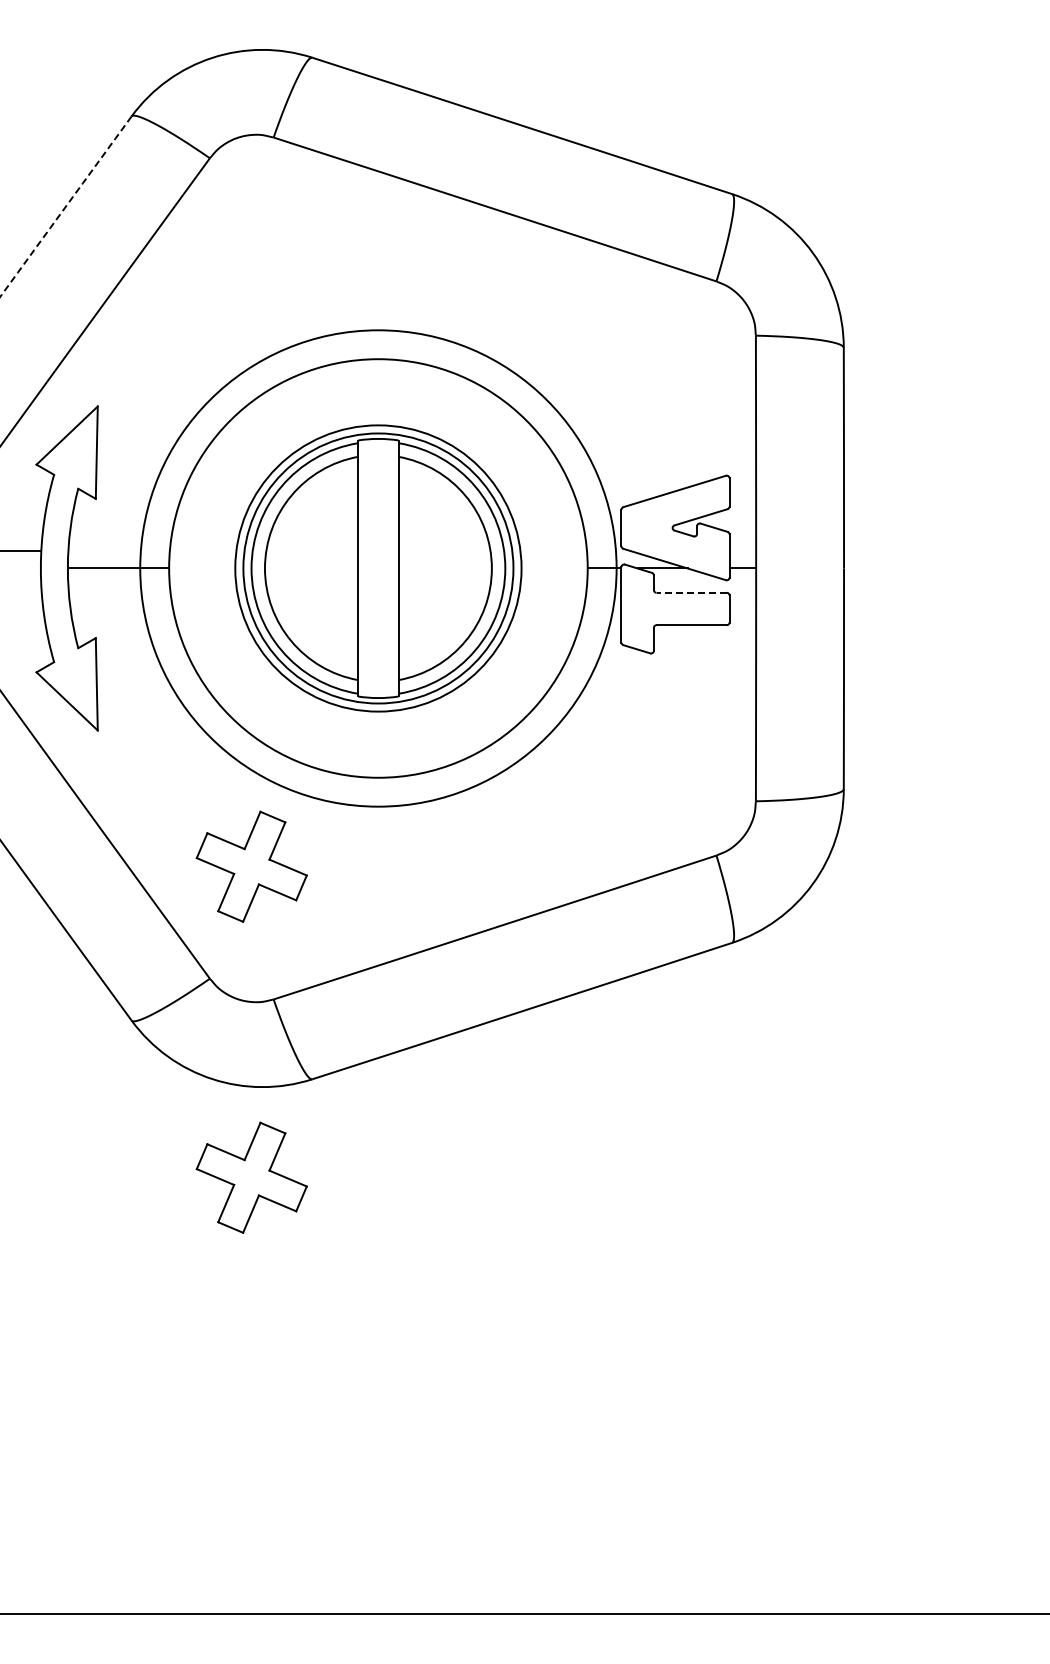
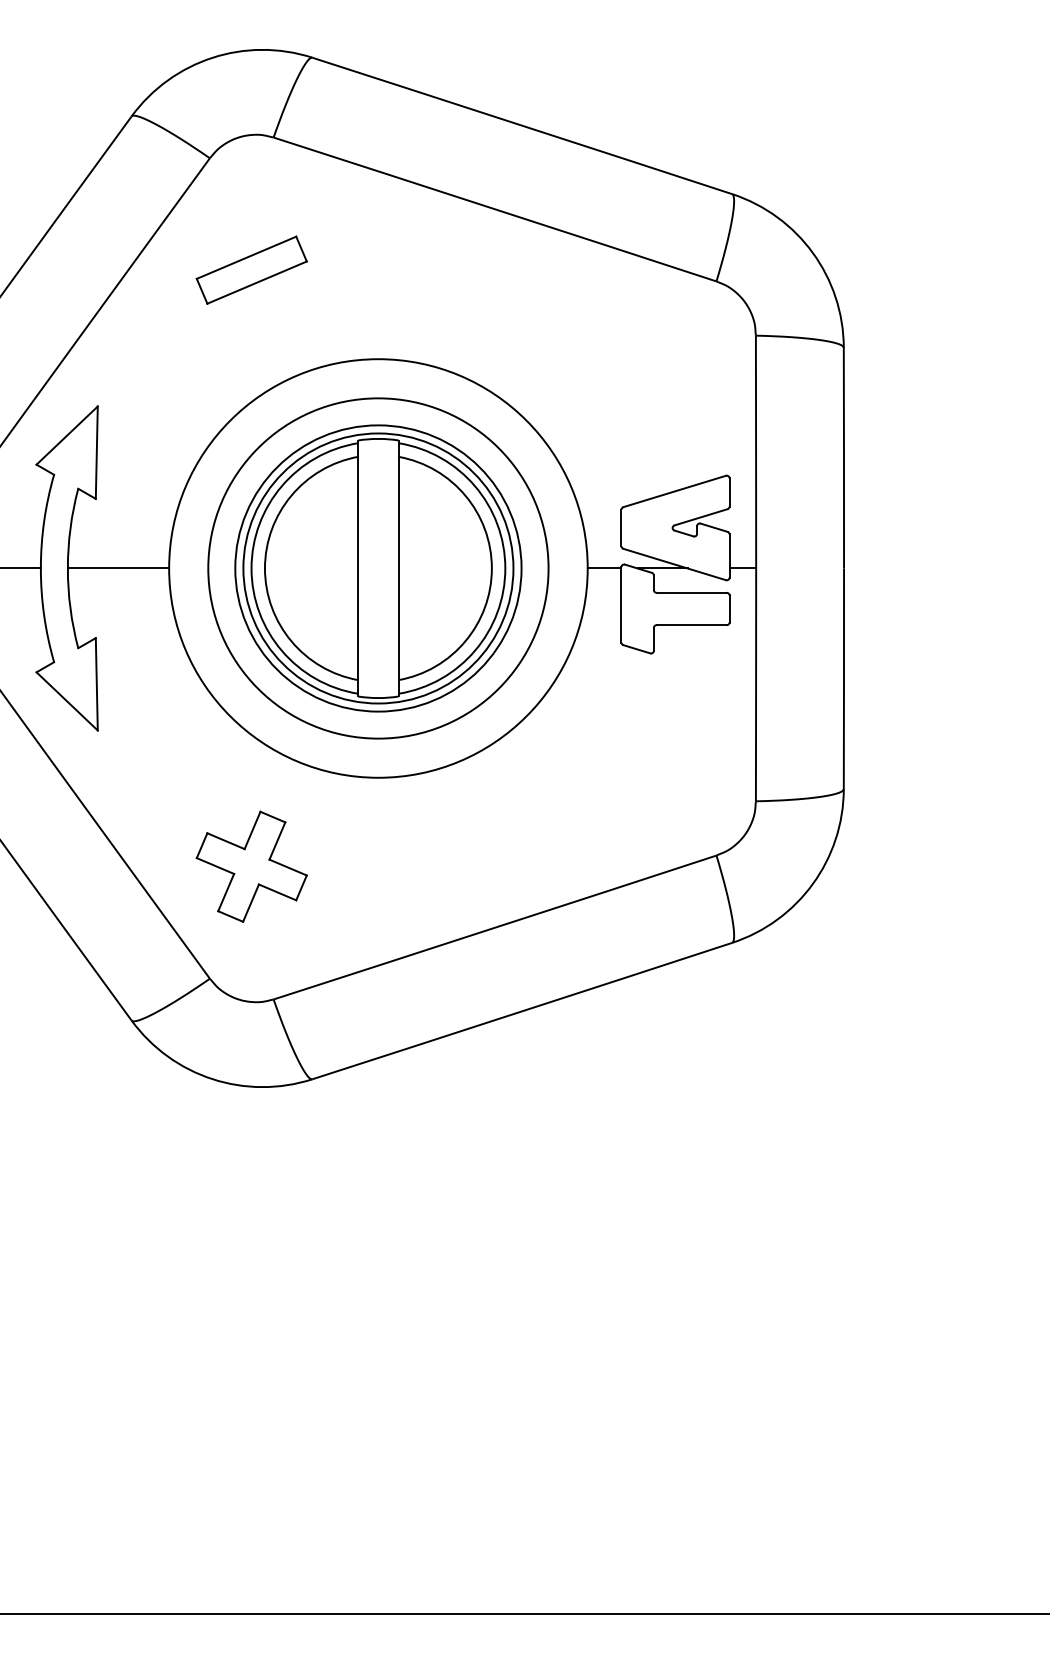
arc: dashed -> solid (65, 207)
part: none -> present (251, 269)
line position: (21, 551) -> (21, 568) (21, 568)
circle diameter: 476 px -> 340 px (378, 568)
line: dashed -> solid (691, 592)
part: present -> none (251, 1177)
